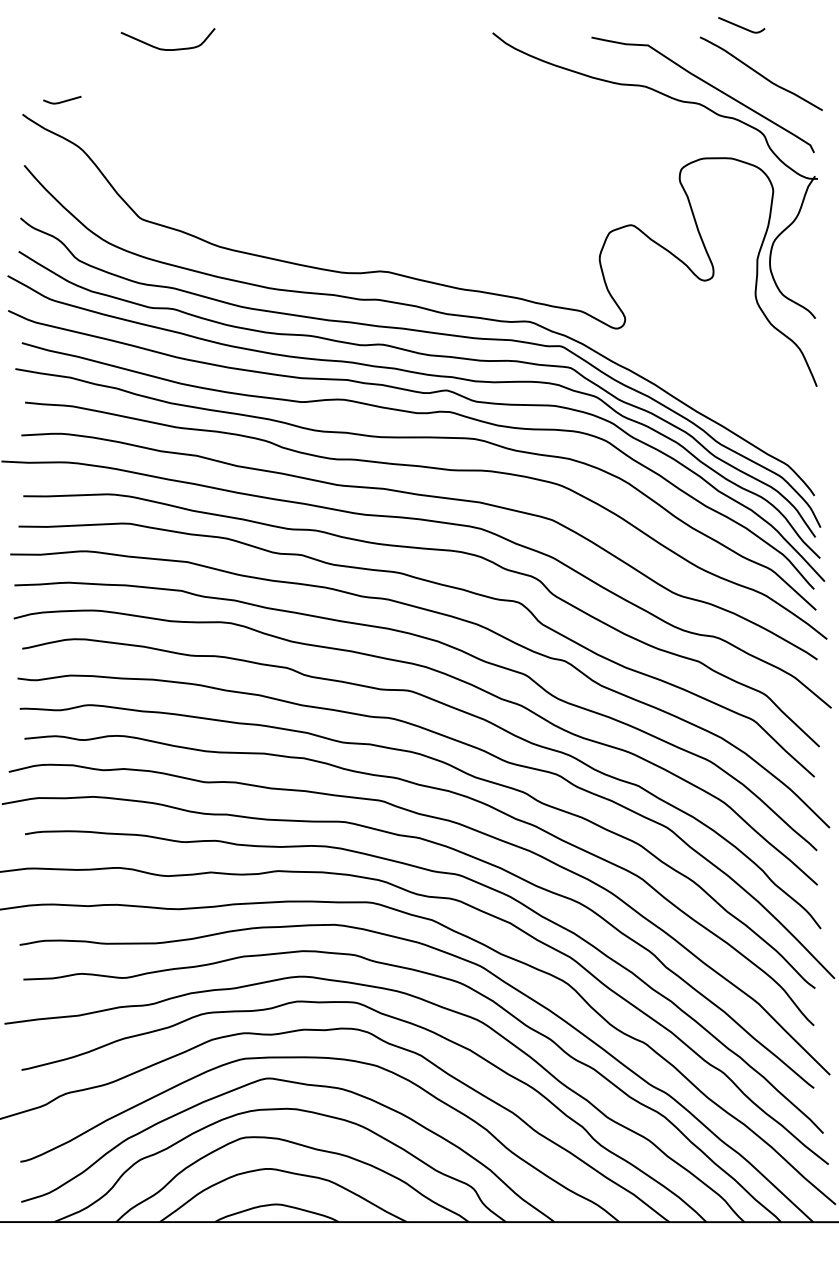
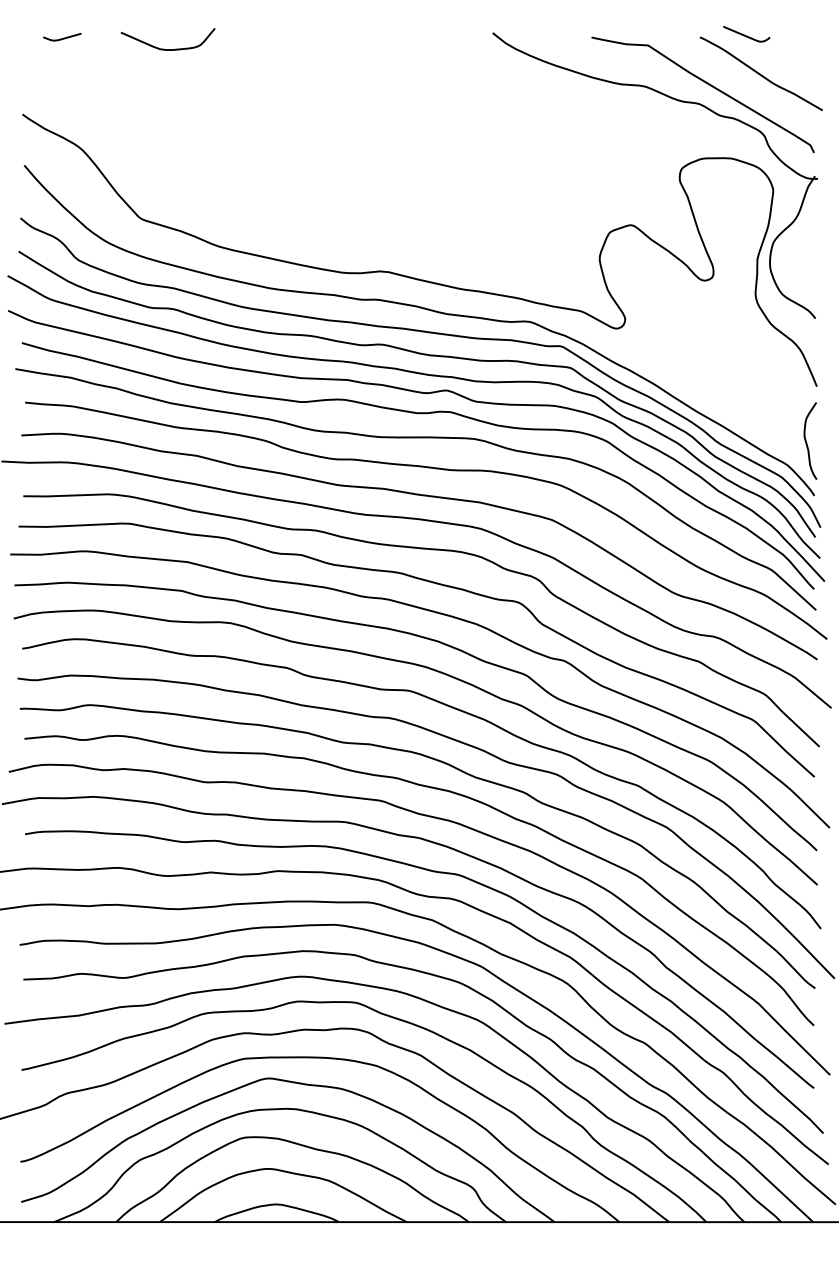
curve position: (741, 26) -> (746, 35) (746, 35)
line position: (63, 100) -> (63, 37) (63, 37)
curve: none -> present (807, 442)
